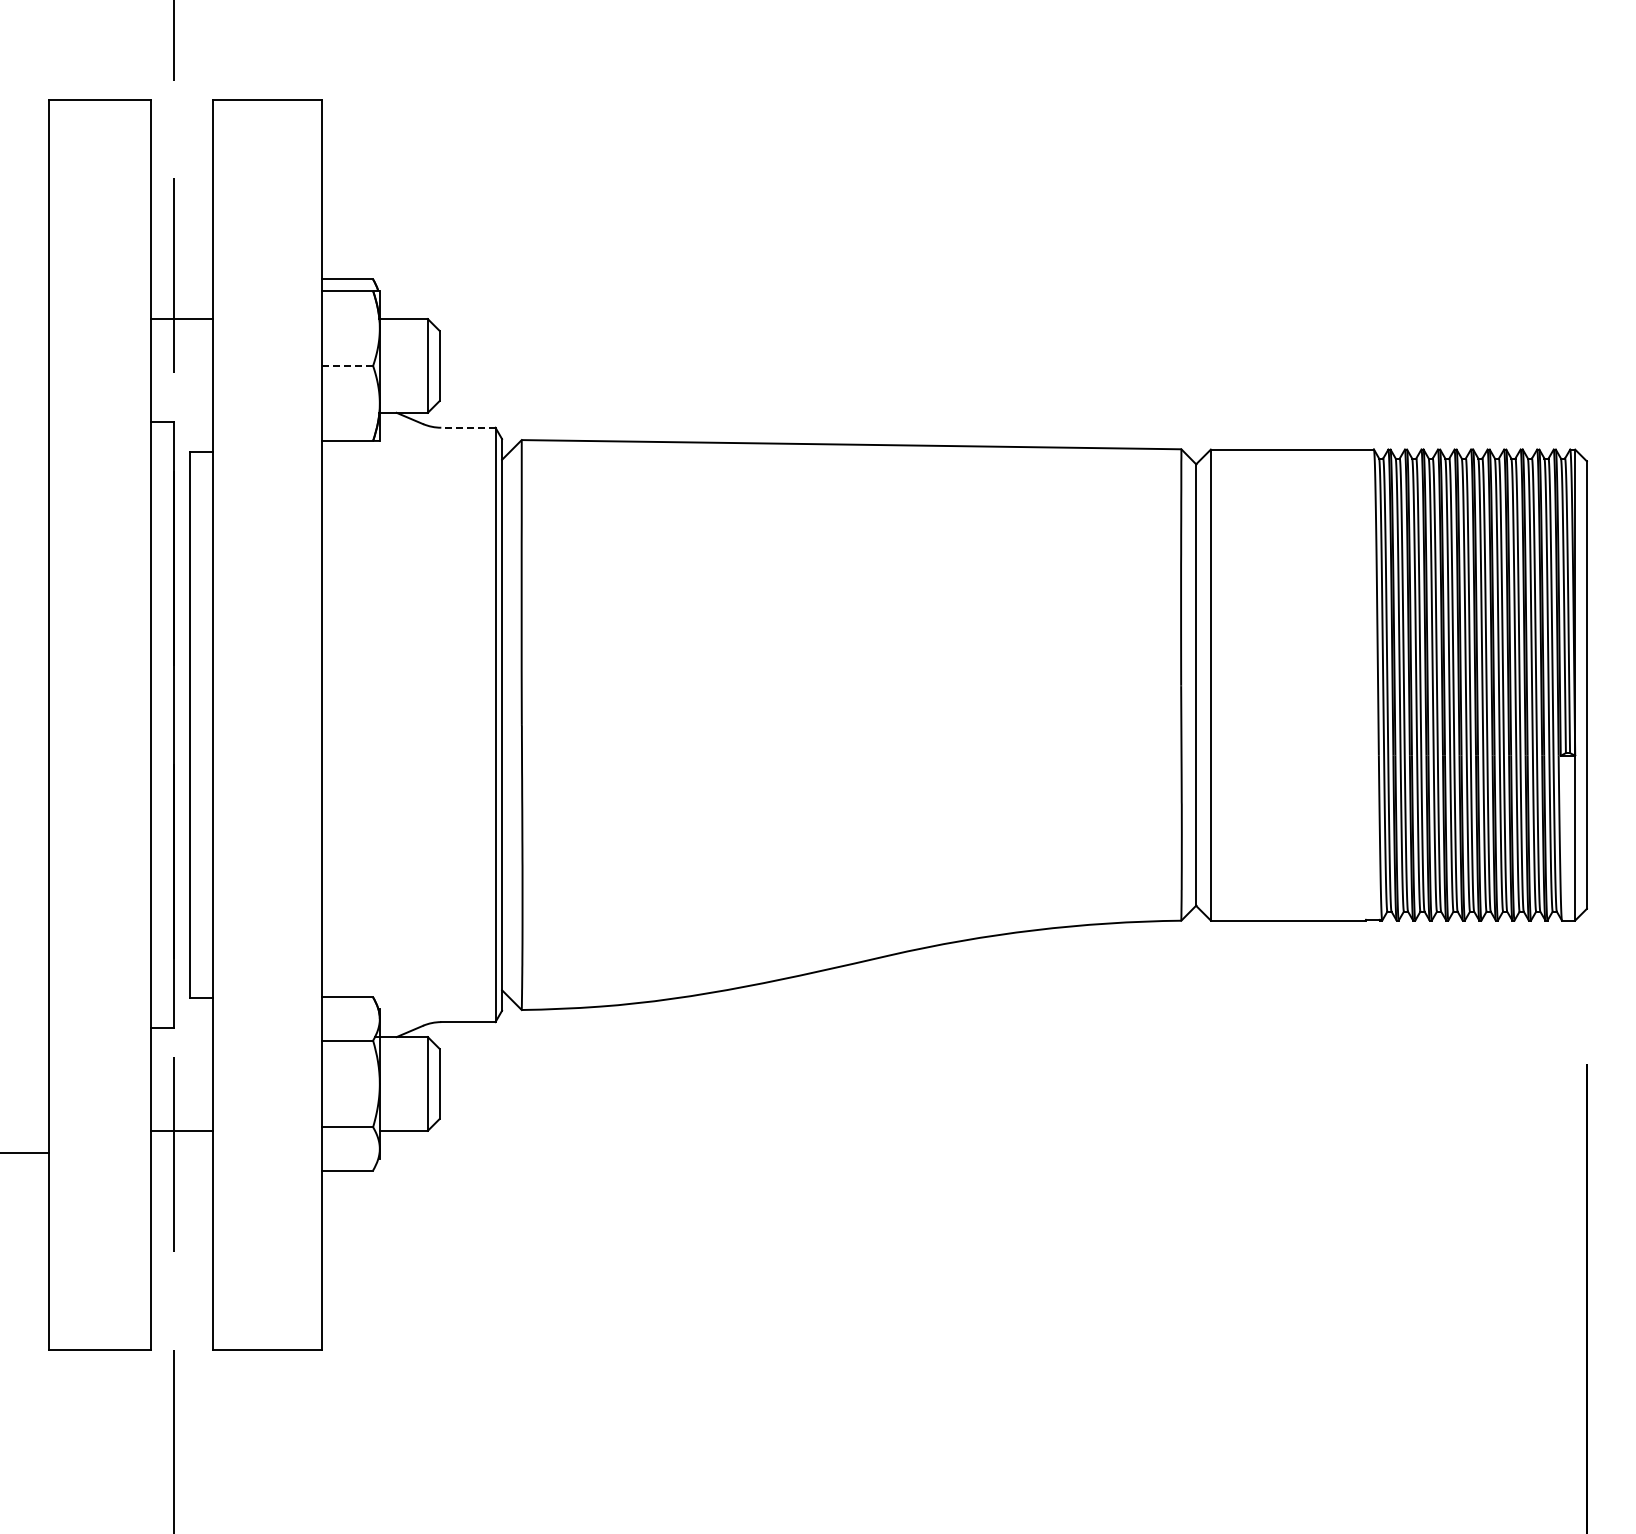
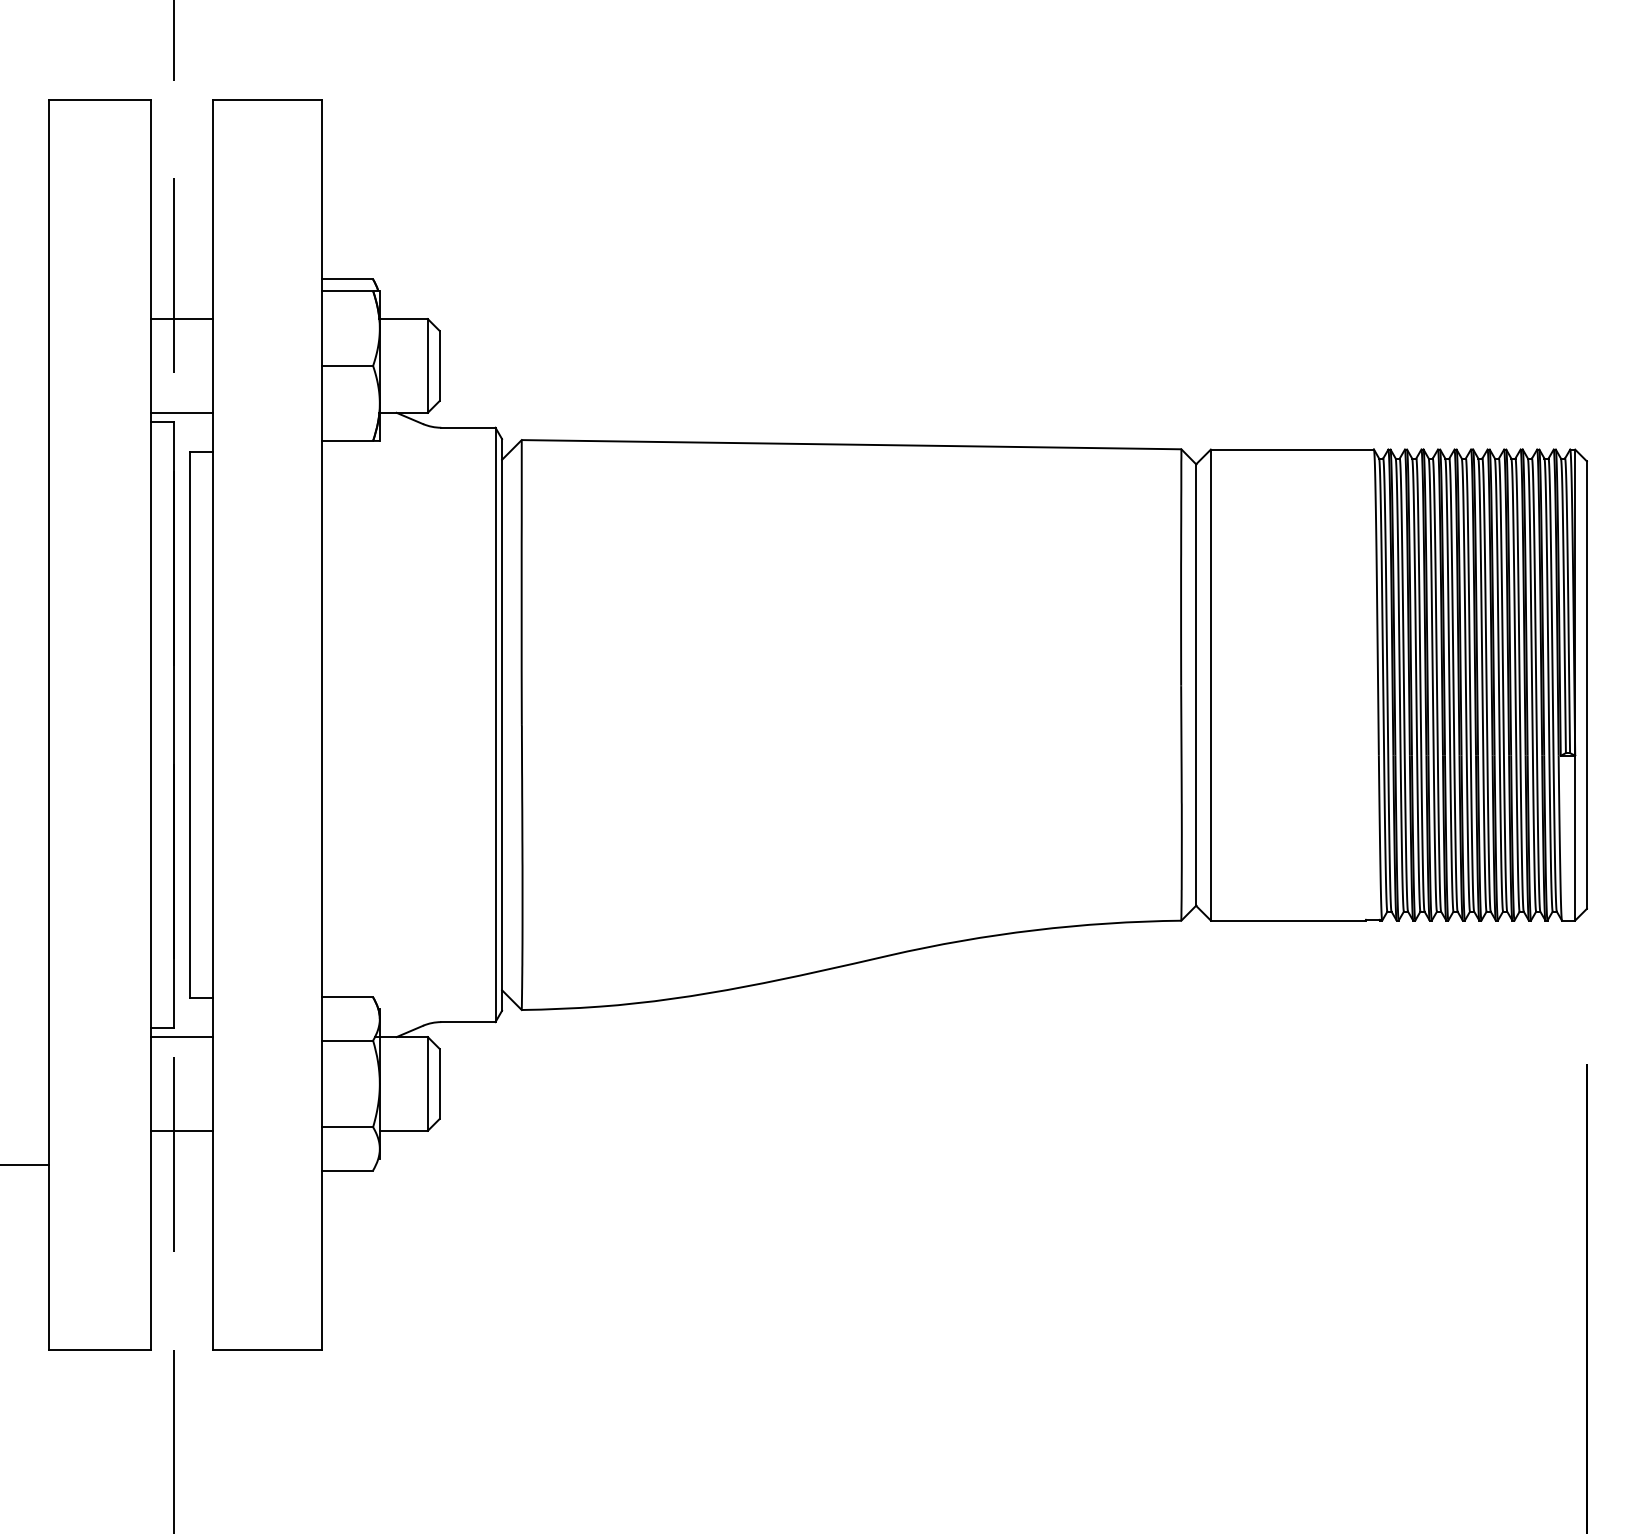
line: dashed -> solid (347, 365)
line: none -> present (181, 412)
line: dashed -> solid (467, 427)
line: none -> present (181, 1037)
line position: (25, 1152) -> (25, 1164) (25, 1164)
